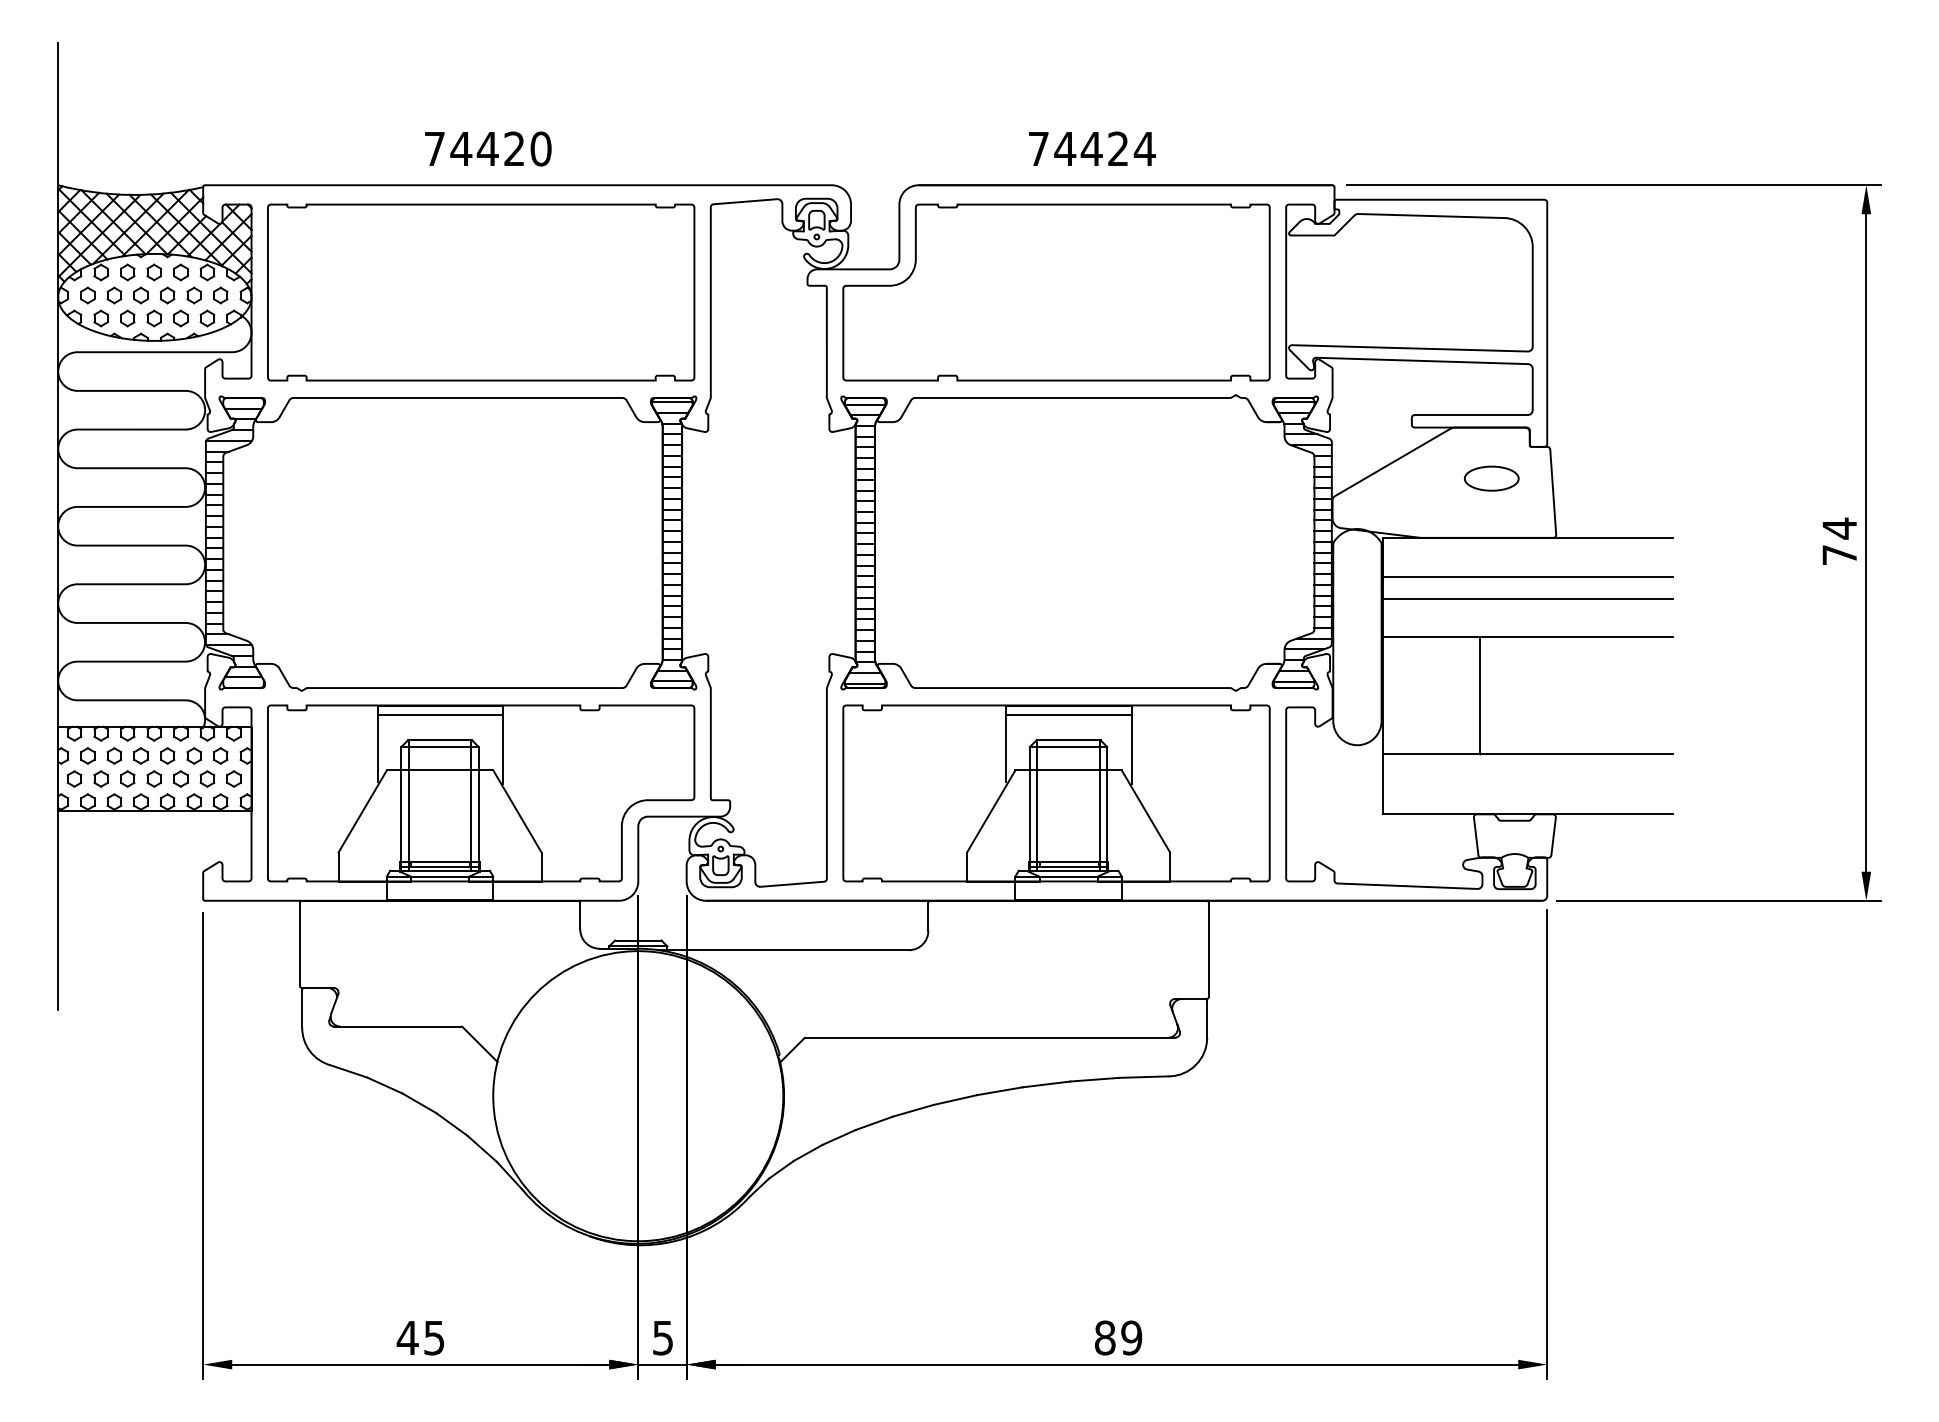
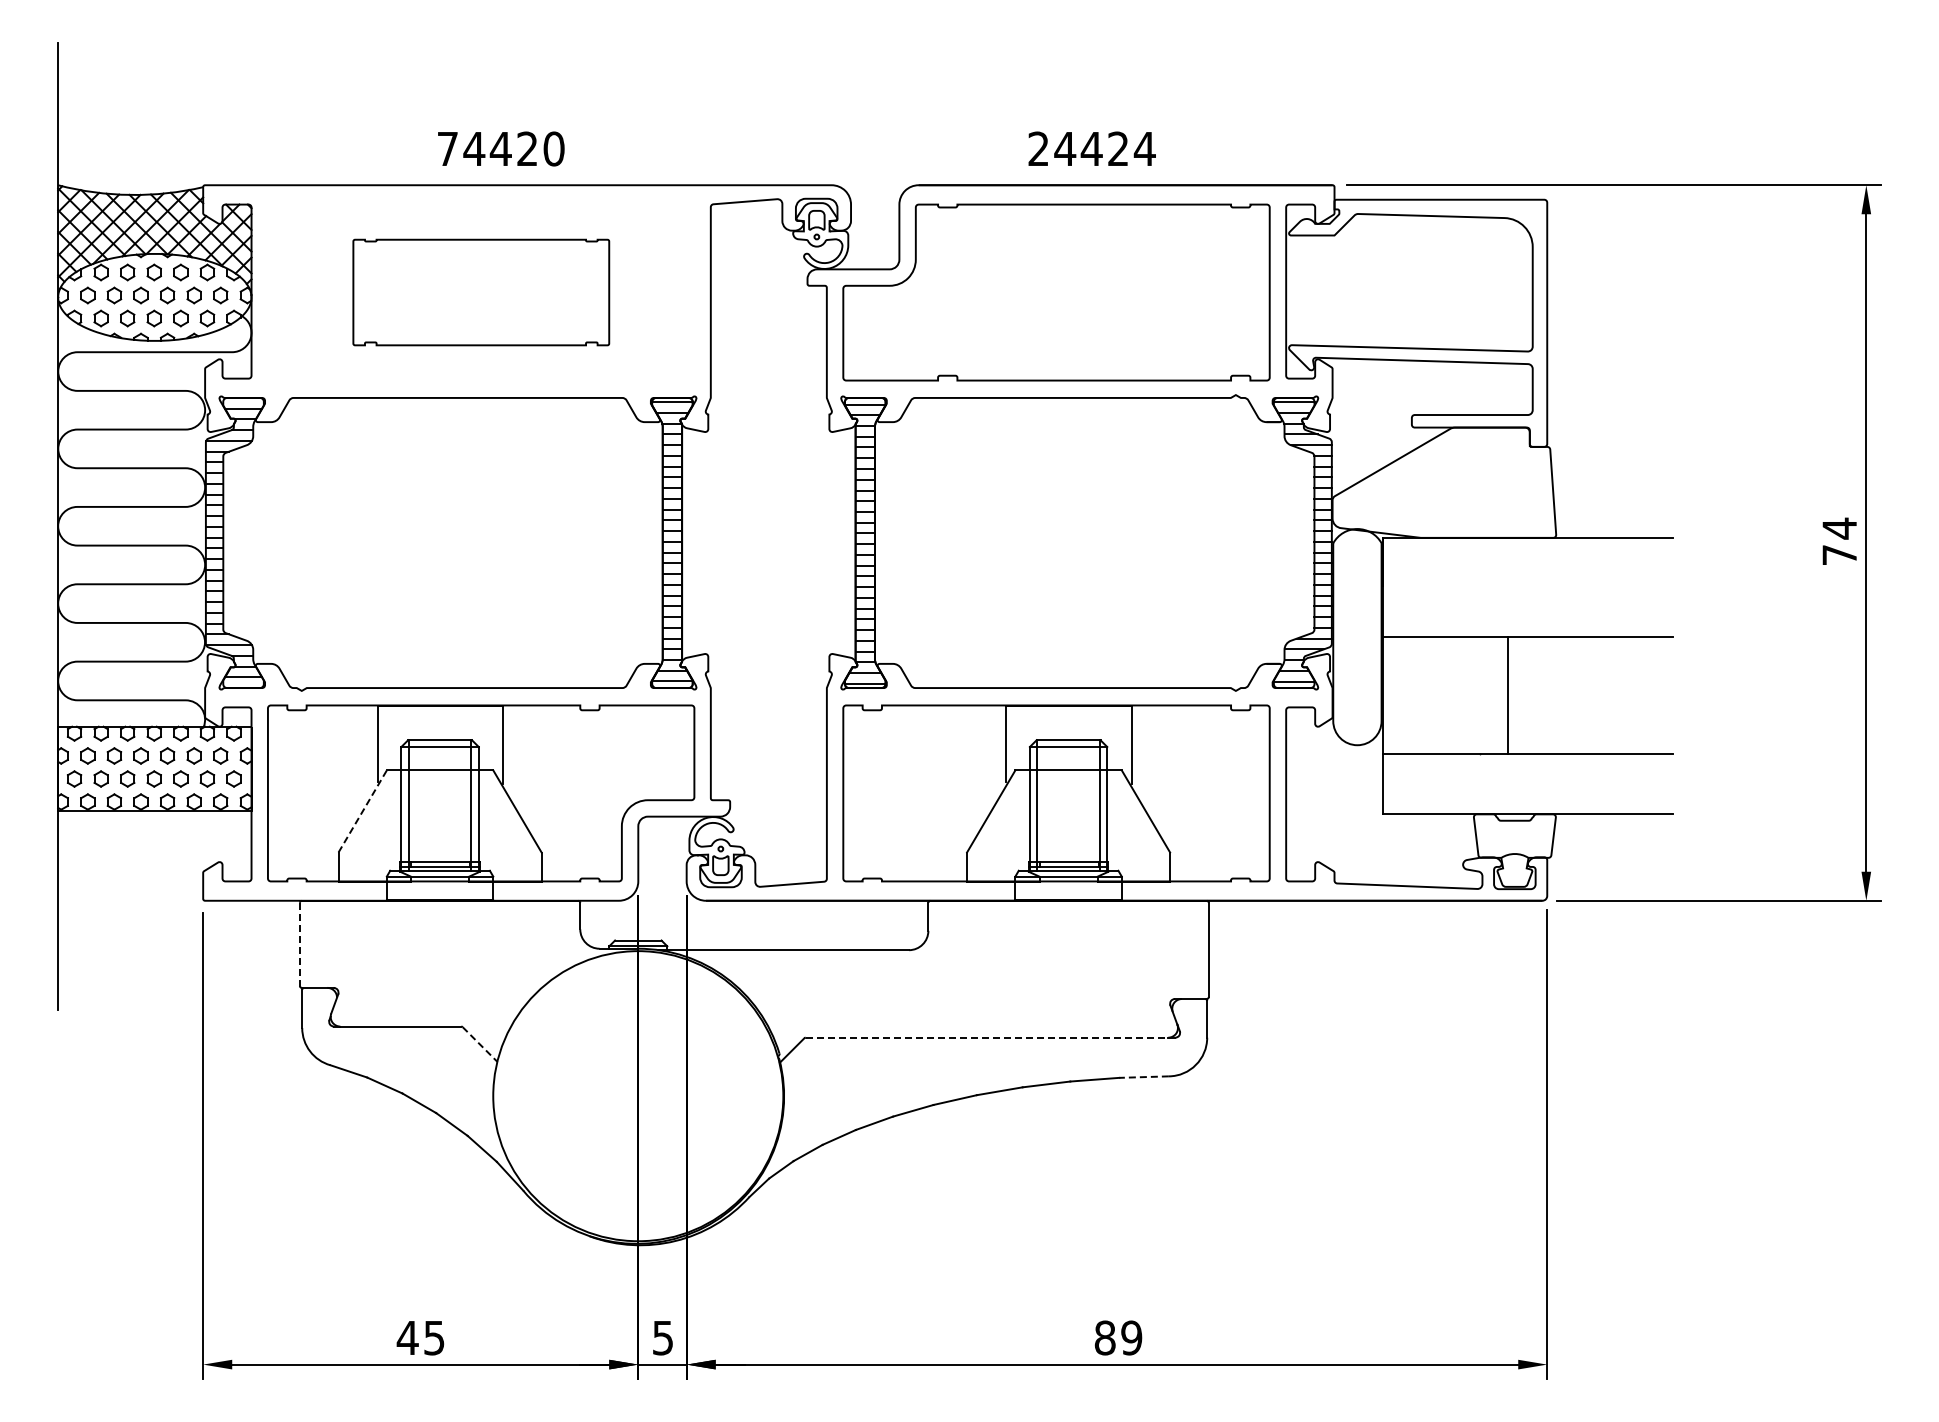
text position: (488, 148) -> (501, 148) (501, 148)
text: 74424 -> 24424 (1038, 148)
part size: 429x179 px -> 259x109 px (481, 292)
part: present -> none (1491, 478)
line: present -> none (1527, 576)
line: present -> none (1527, 598)
line position: (1479, 695) -> (1507, 695) (1507, 695)
line: present -> none (440, 715)
line: present -> none (1068, 715)
line: solid -> dashed (362, 811)
line: solid -> dashed (299, 944)
line: solid -> dashed (987, 1037)
line: solid -> dashed (480, 1044)
line: solid -> dashed (1144, 1077)
